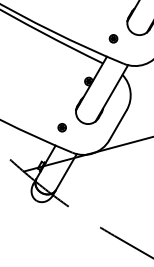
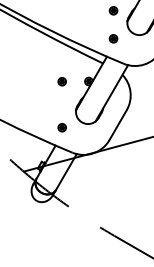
part: none -> present (113, 10)
part: none -> present (61, 81)
